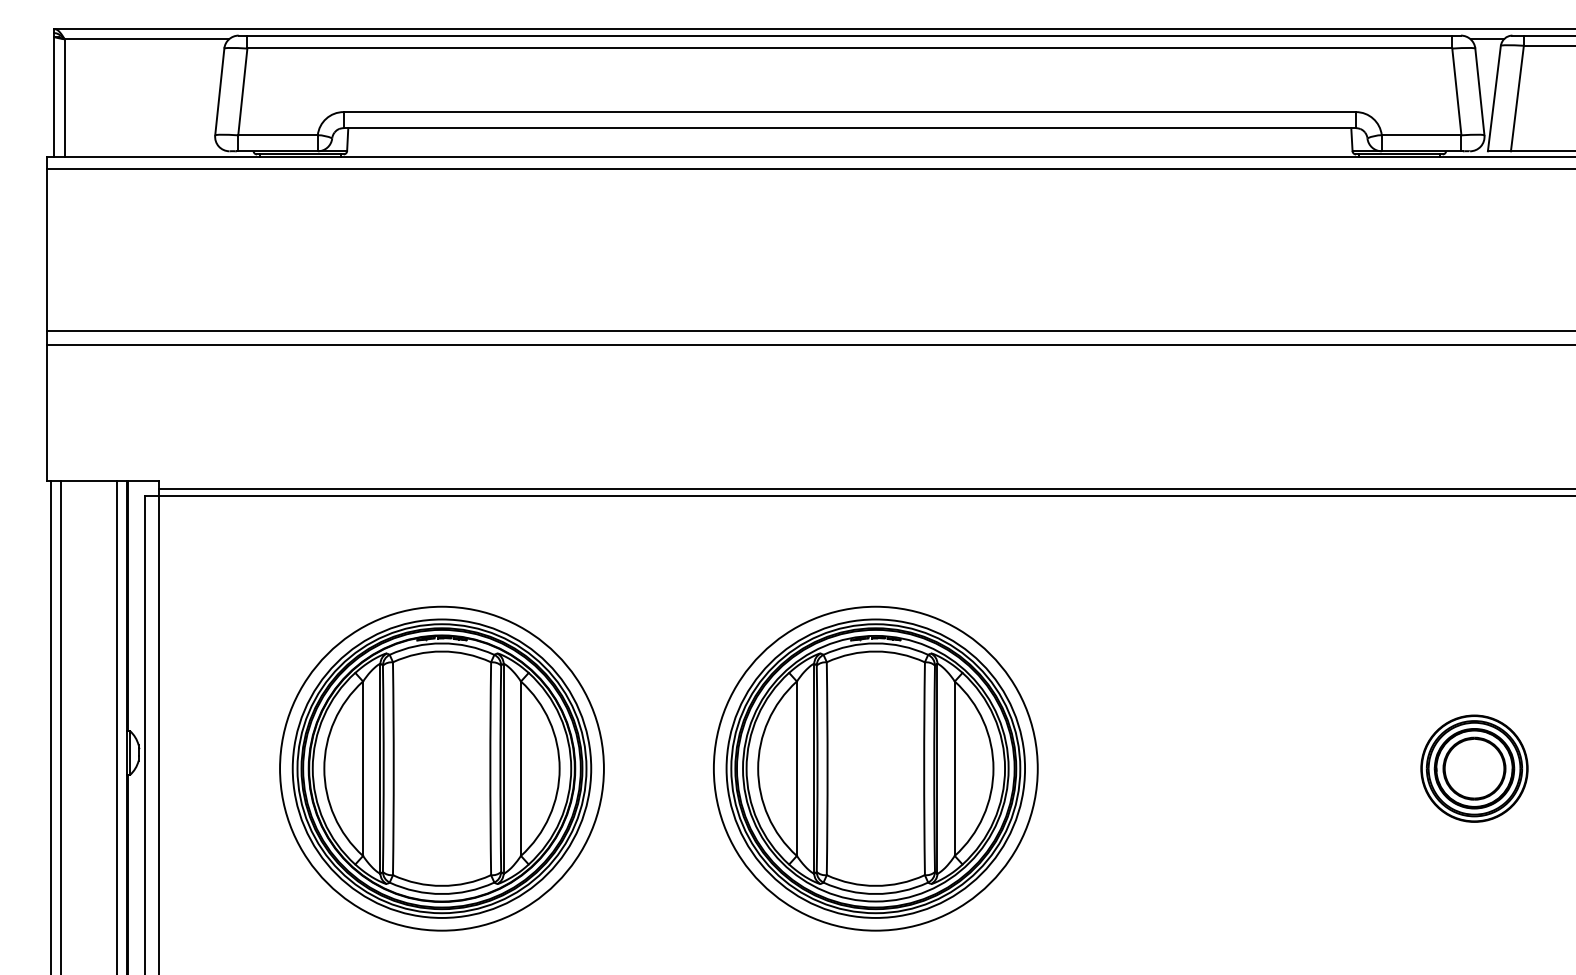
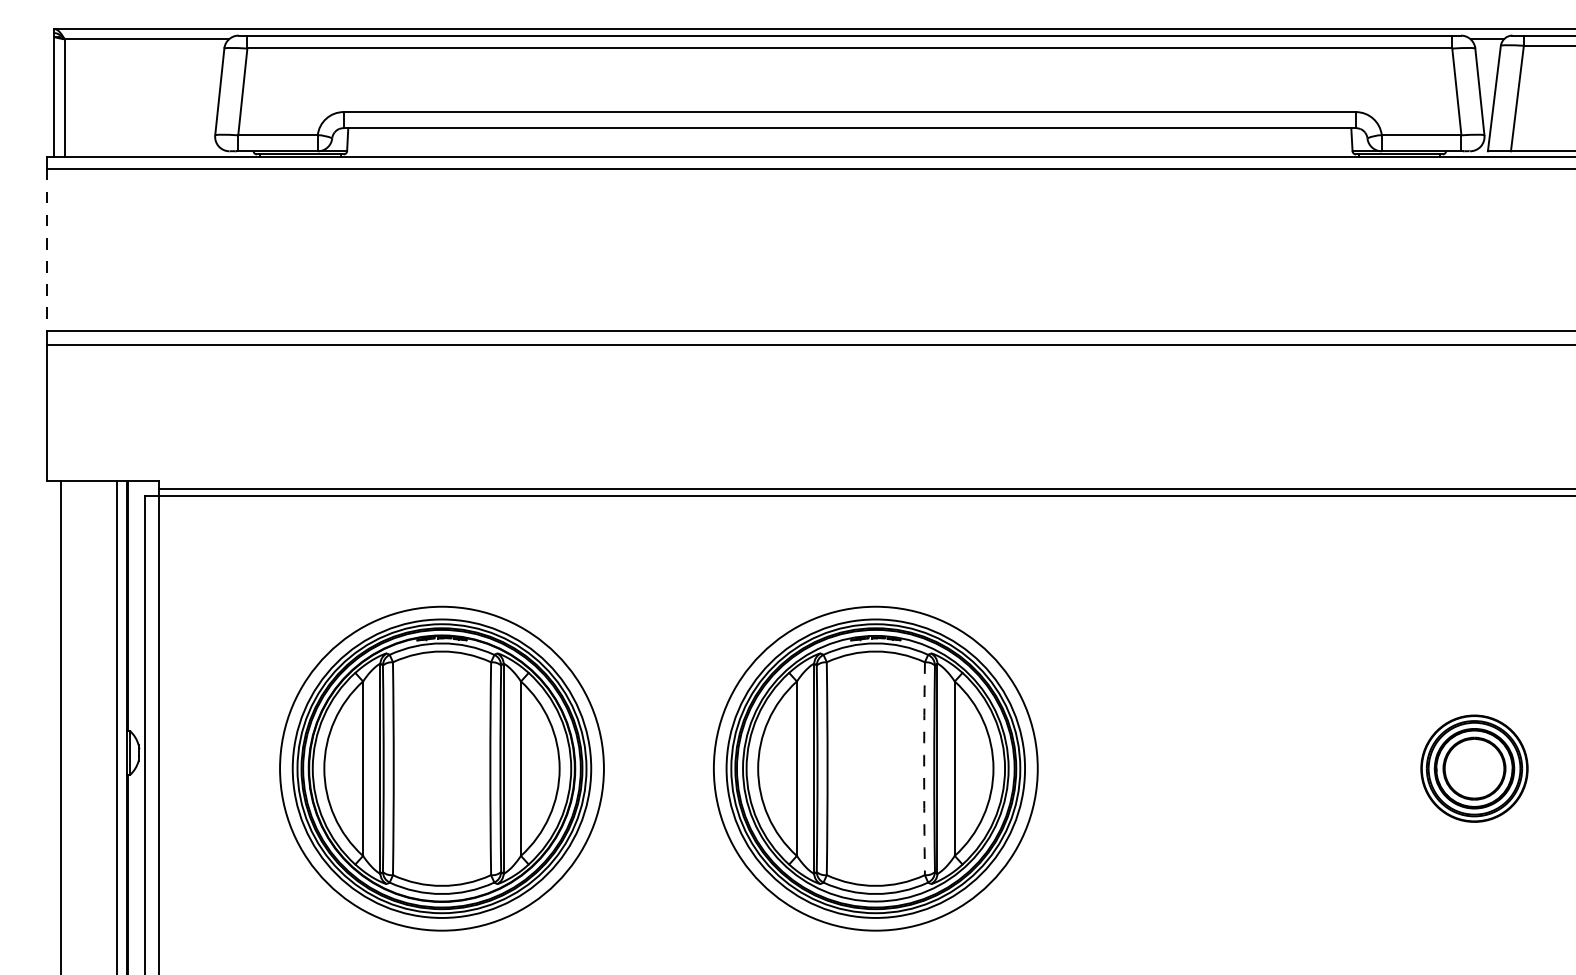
line: solid -> dashed (47, 250)
line: present -> none (50, 725)
arc: solid -> dashed (924, 768)
